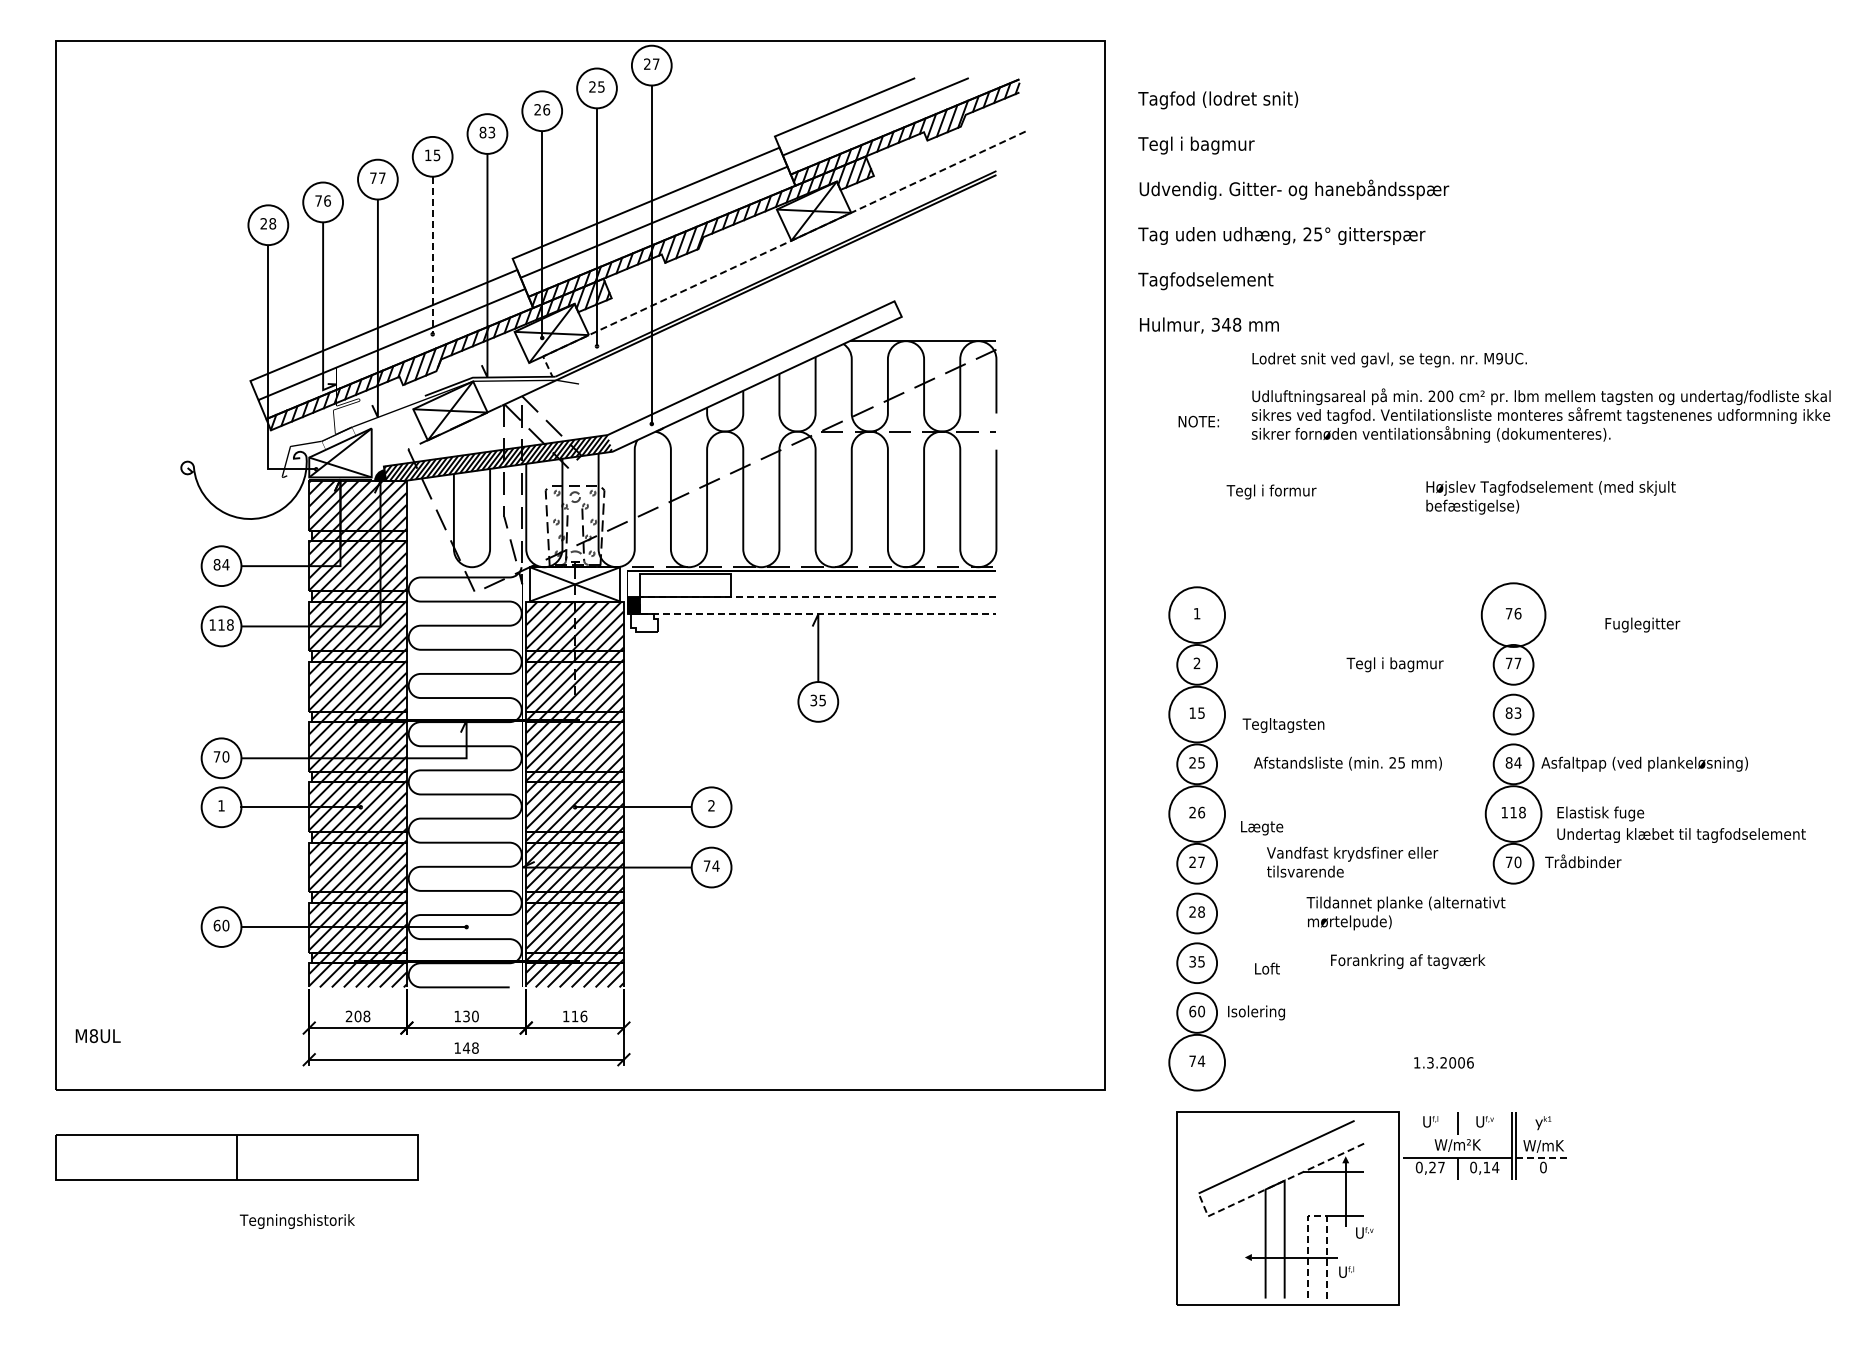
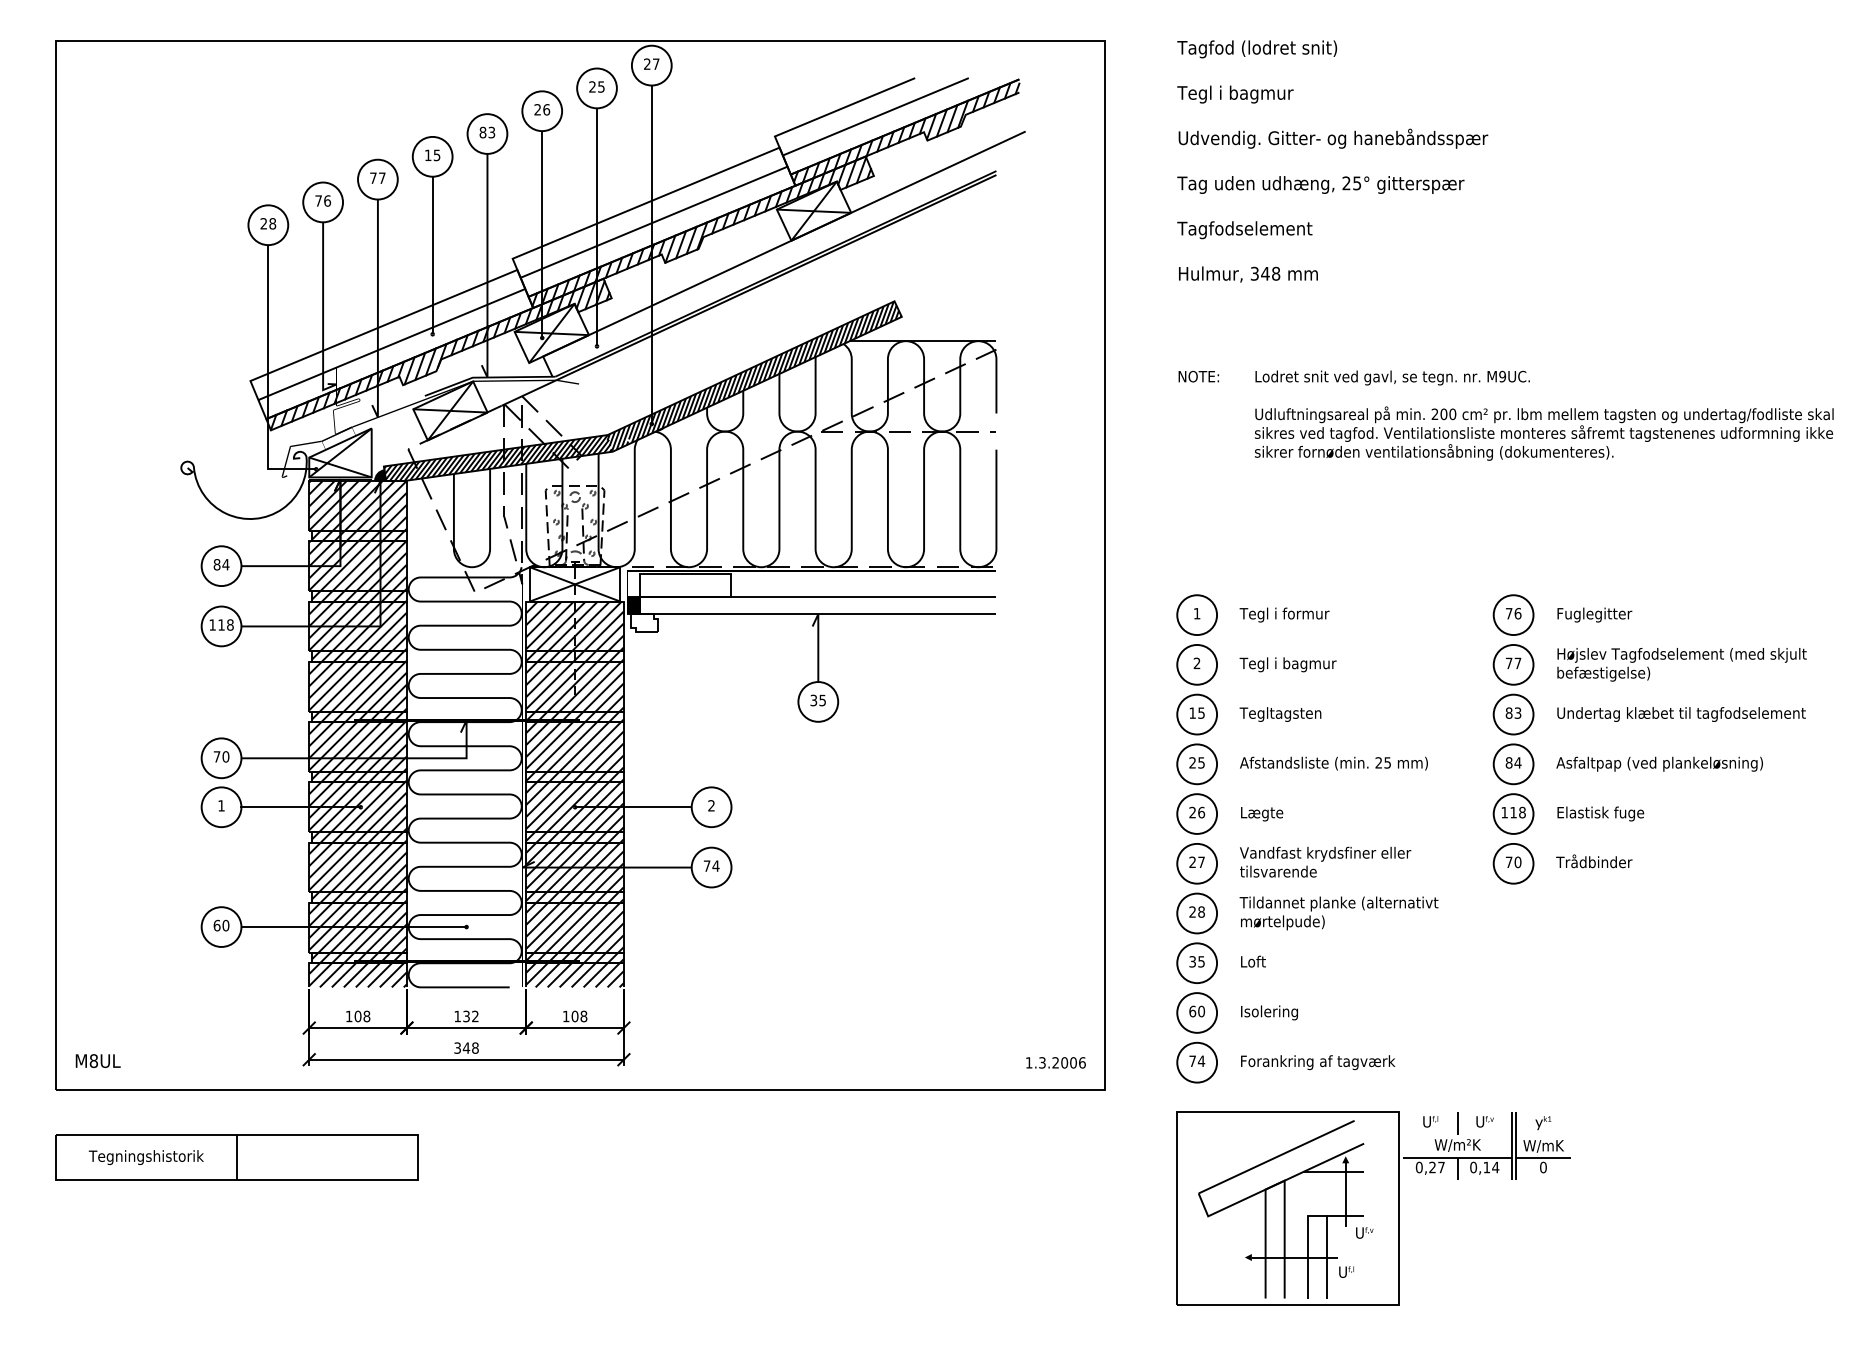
text position: (1293, 212) -> (1332, 161) (1332, 161)
line: dashed -> solid (773, 249)
line: dashed -> solid (432, 255)
hatch: none -> present (754, 375)
text position: (1541, 397) -> (1544, 415) (1544, 415)
text position: (1198, 421) -> (1198, 376) (1198, 376)
text position: (1271, 491) -> (1284, 614) (1284, 614)
text position: (1550, 497) -> (1681, 664) (1681, 664)
line: dashed -> solid (640, 605)
circle diameter: 56 px -> 40 px (1197, 615)
circle diameter: 64 px -> 40 px (1513, 615)
text position: (1642, 624) -> (1594, 614) (1594, 614)
text position: (1394, 664) -> (1287, 664) (1287, 664)
circle diameter: 56 px -> 40 px (1197, 714)
text position: (1283, 725) -> (1280, 714) (1280, 714)
text position: (1347, 763) -> (1333, 763) (1333, 763)
text position: (1644, 763) -> (1659, 763) (1659, 763)
circle diameter: 56 px -> 40 px (1197, 813)
circle diameter: 56 px -> 40 px (1513, 813)
text position: (1262, 828) -> (1262, 814) (1262, 814)
text position: (1681, 835) -> (1681, 714) (1681, 714)
text position: (1352, 861) -> (1325, 861) (1325, 861)
text position: (1583, 861) -> (1594, 861) (1594, 861)
text position: (1405, 913) -> (1338, 913) (1338, 913)
text position: (1408, 961) -> (1318, 1062) (1318, 1062)
text position: (1267, 968) -> (1253, 961) (1253, 961)
text position: (1256, 1012) -> (1269, 1012) (1269, 1012)
text: 208 -> 108 (348, 1015)
text: 130 -> 132 (475, 1016)
text: 116 -> 108 (579, 1016)
text position: (97, 1036) -> (97, 1061) (97, 1061)
text: 148 -> 348 (457, 1047)
circle diameter: 56 px -> 40 px (1197, 1062)
text position: (1443, 1062) -> (1055, 1062) (1055, 1062)
line: dashed -> solid (1543, 1157)
line: dashed -> solid (1273, 1185)
line: dashed -> solid (1317, 1216)
text position: (296, 1221) -> (145, 1157) (145, 1157)
